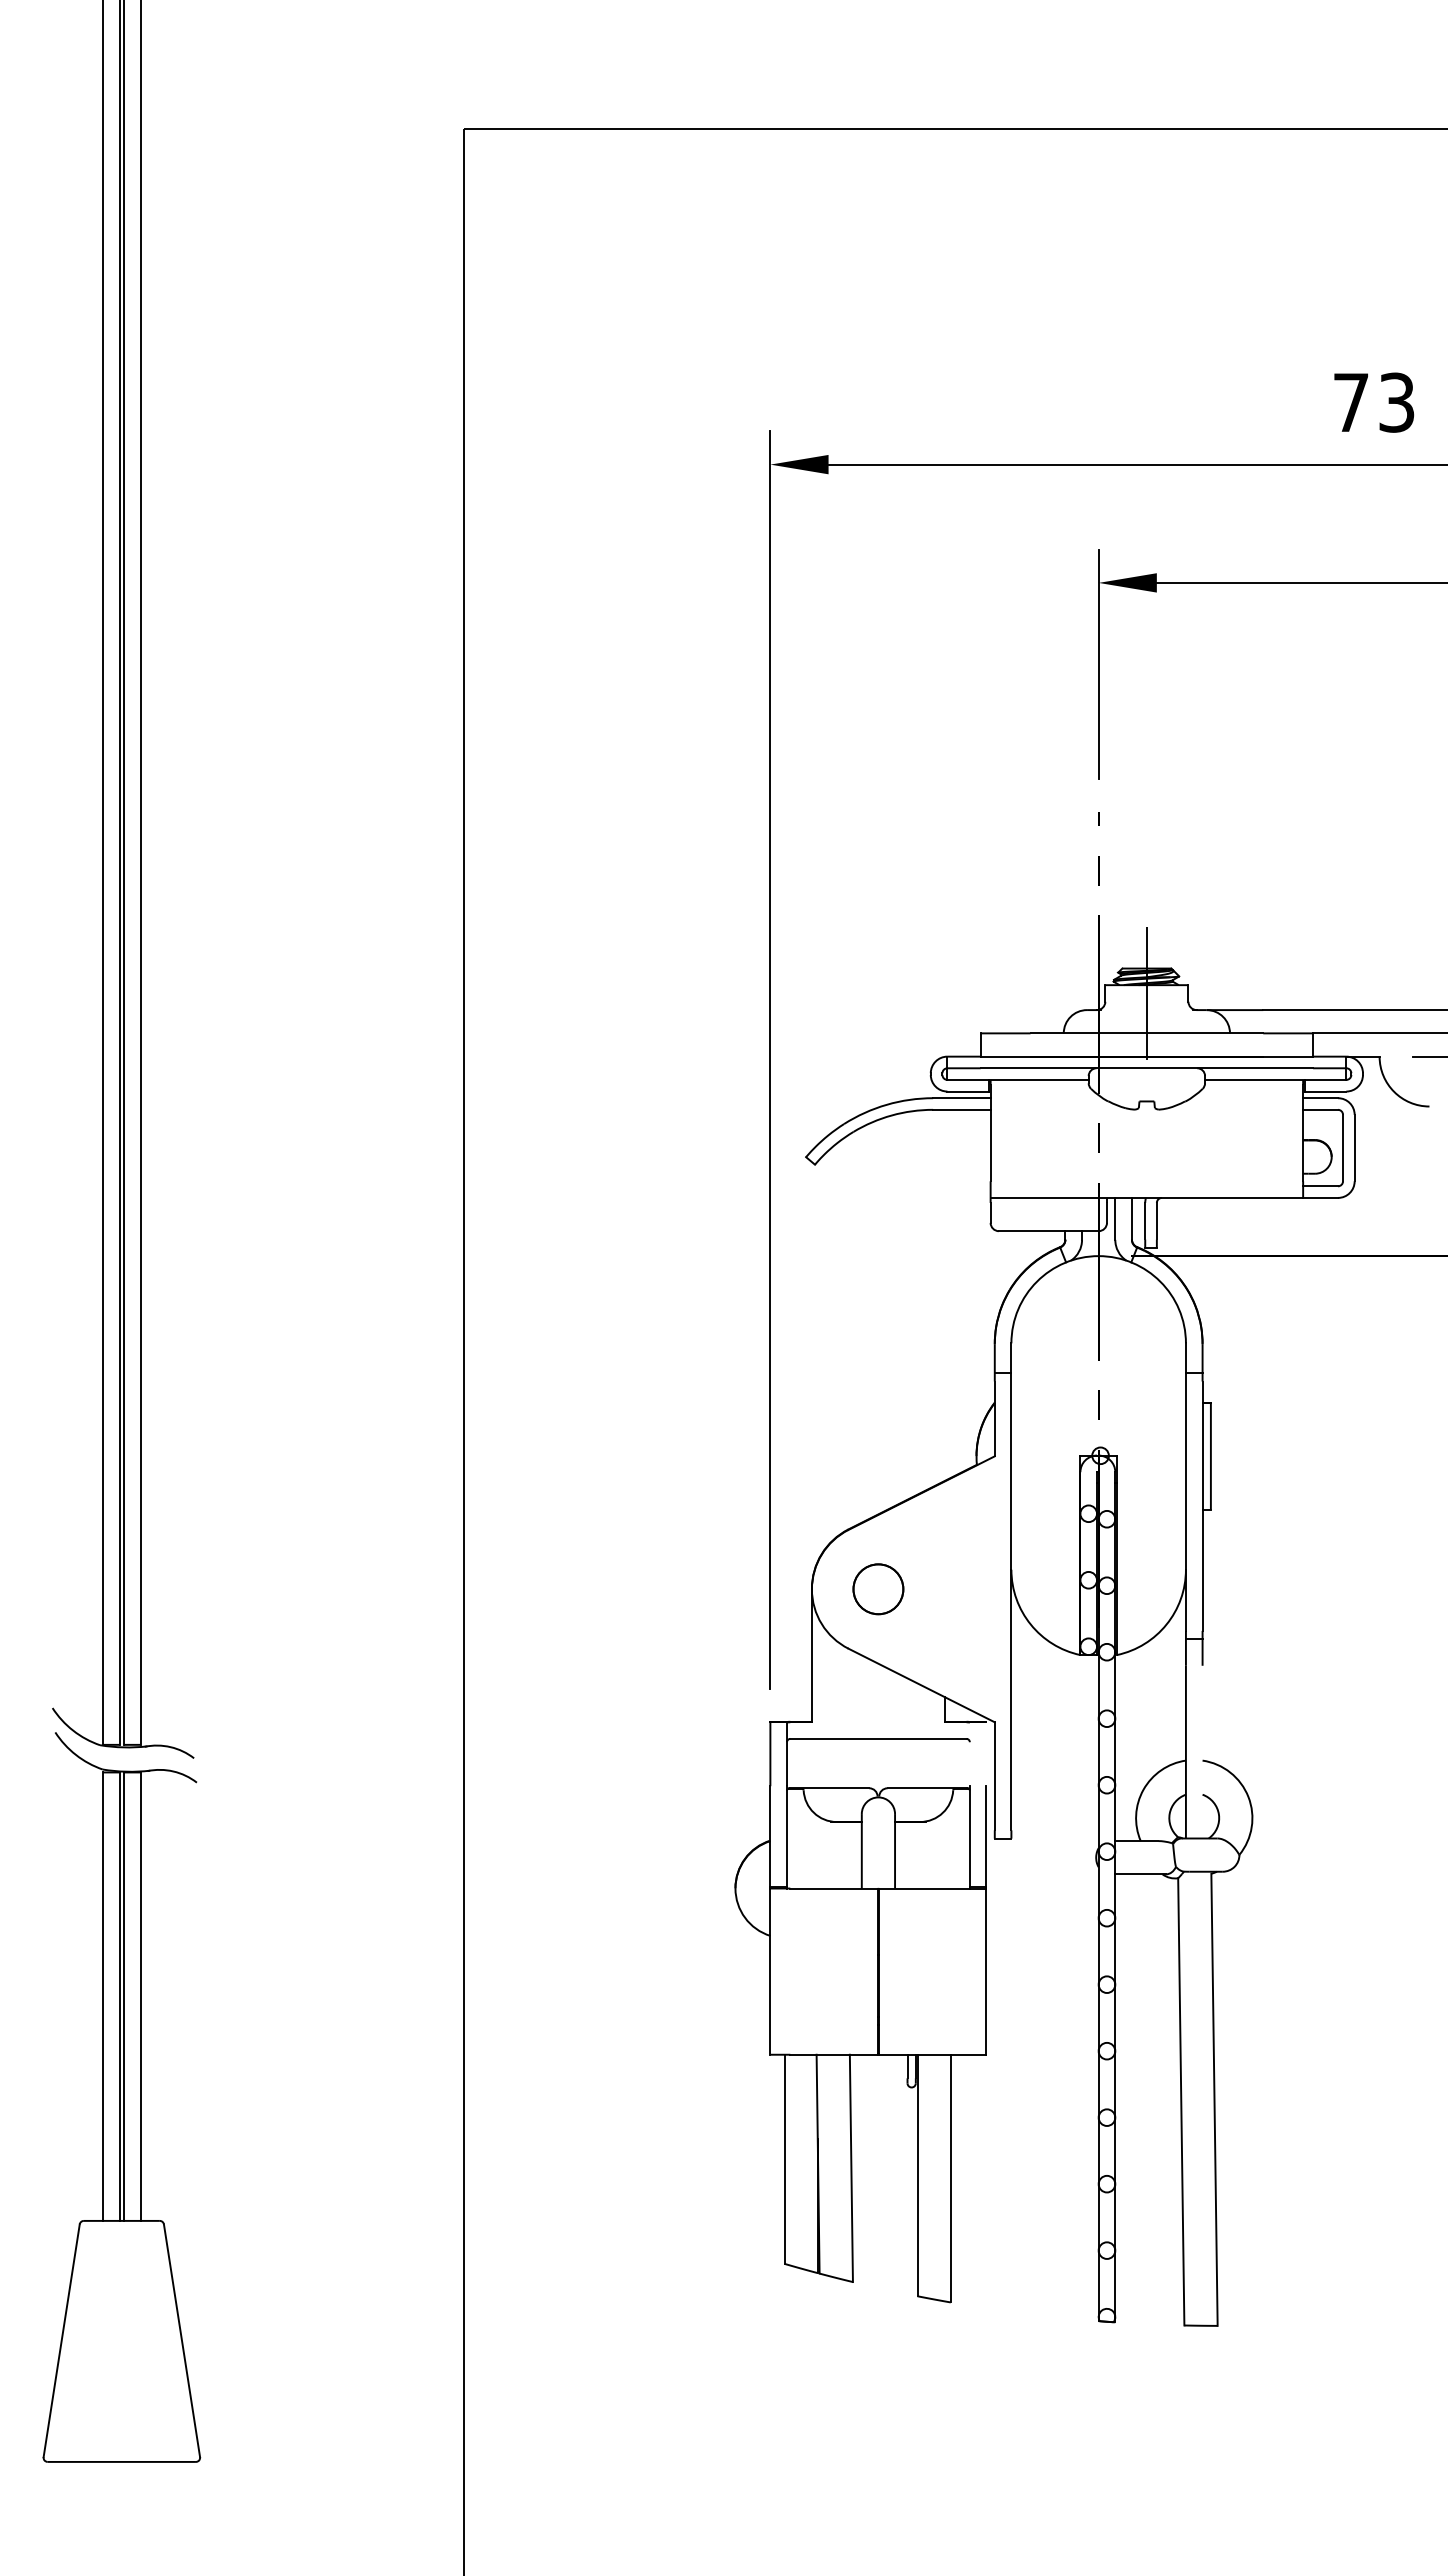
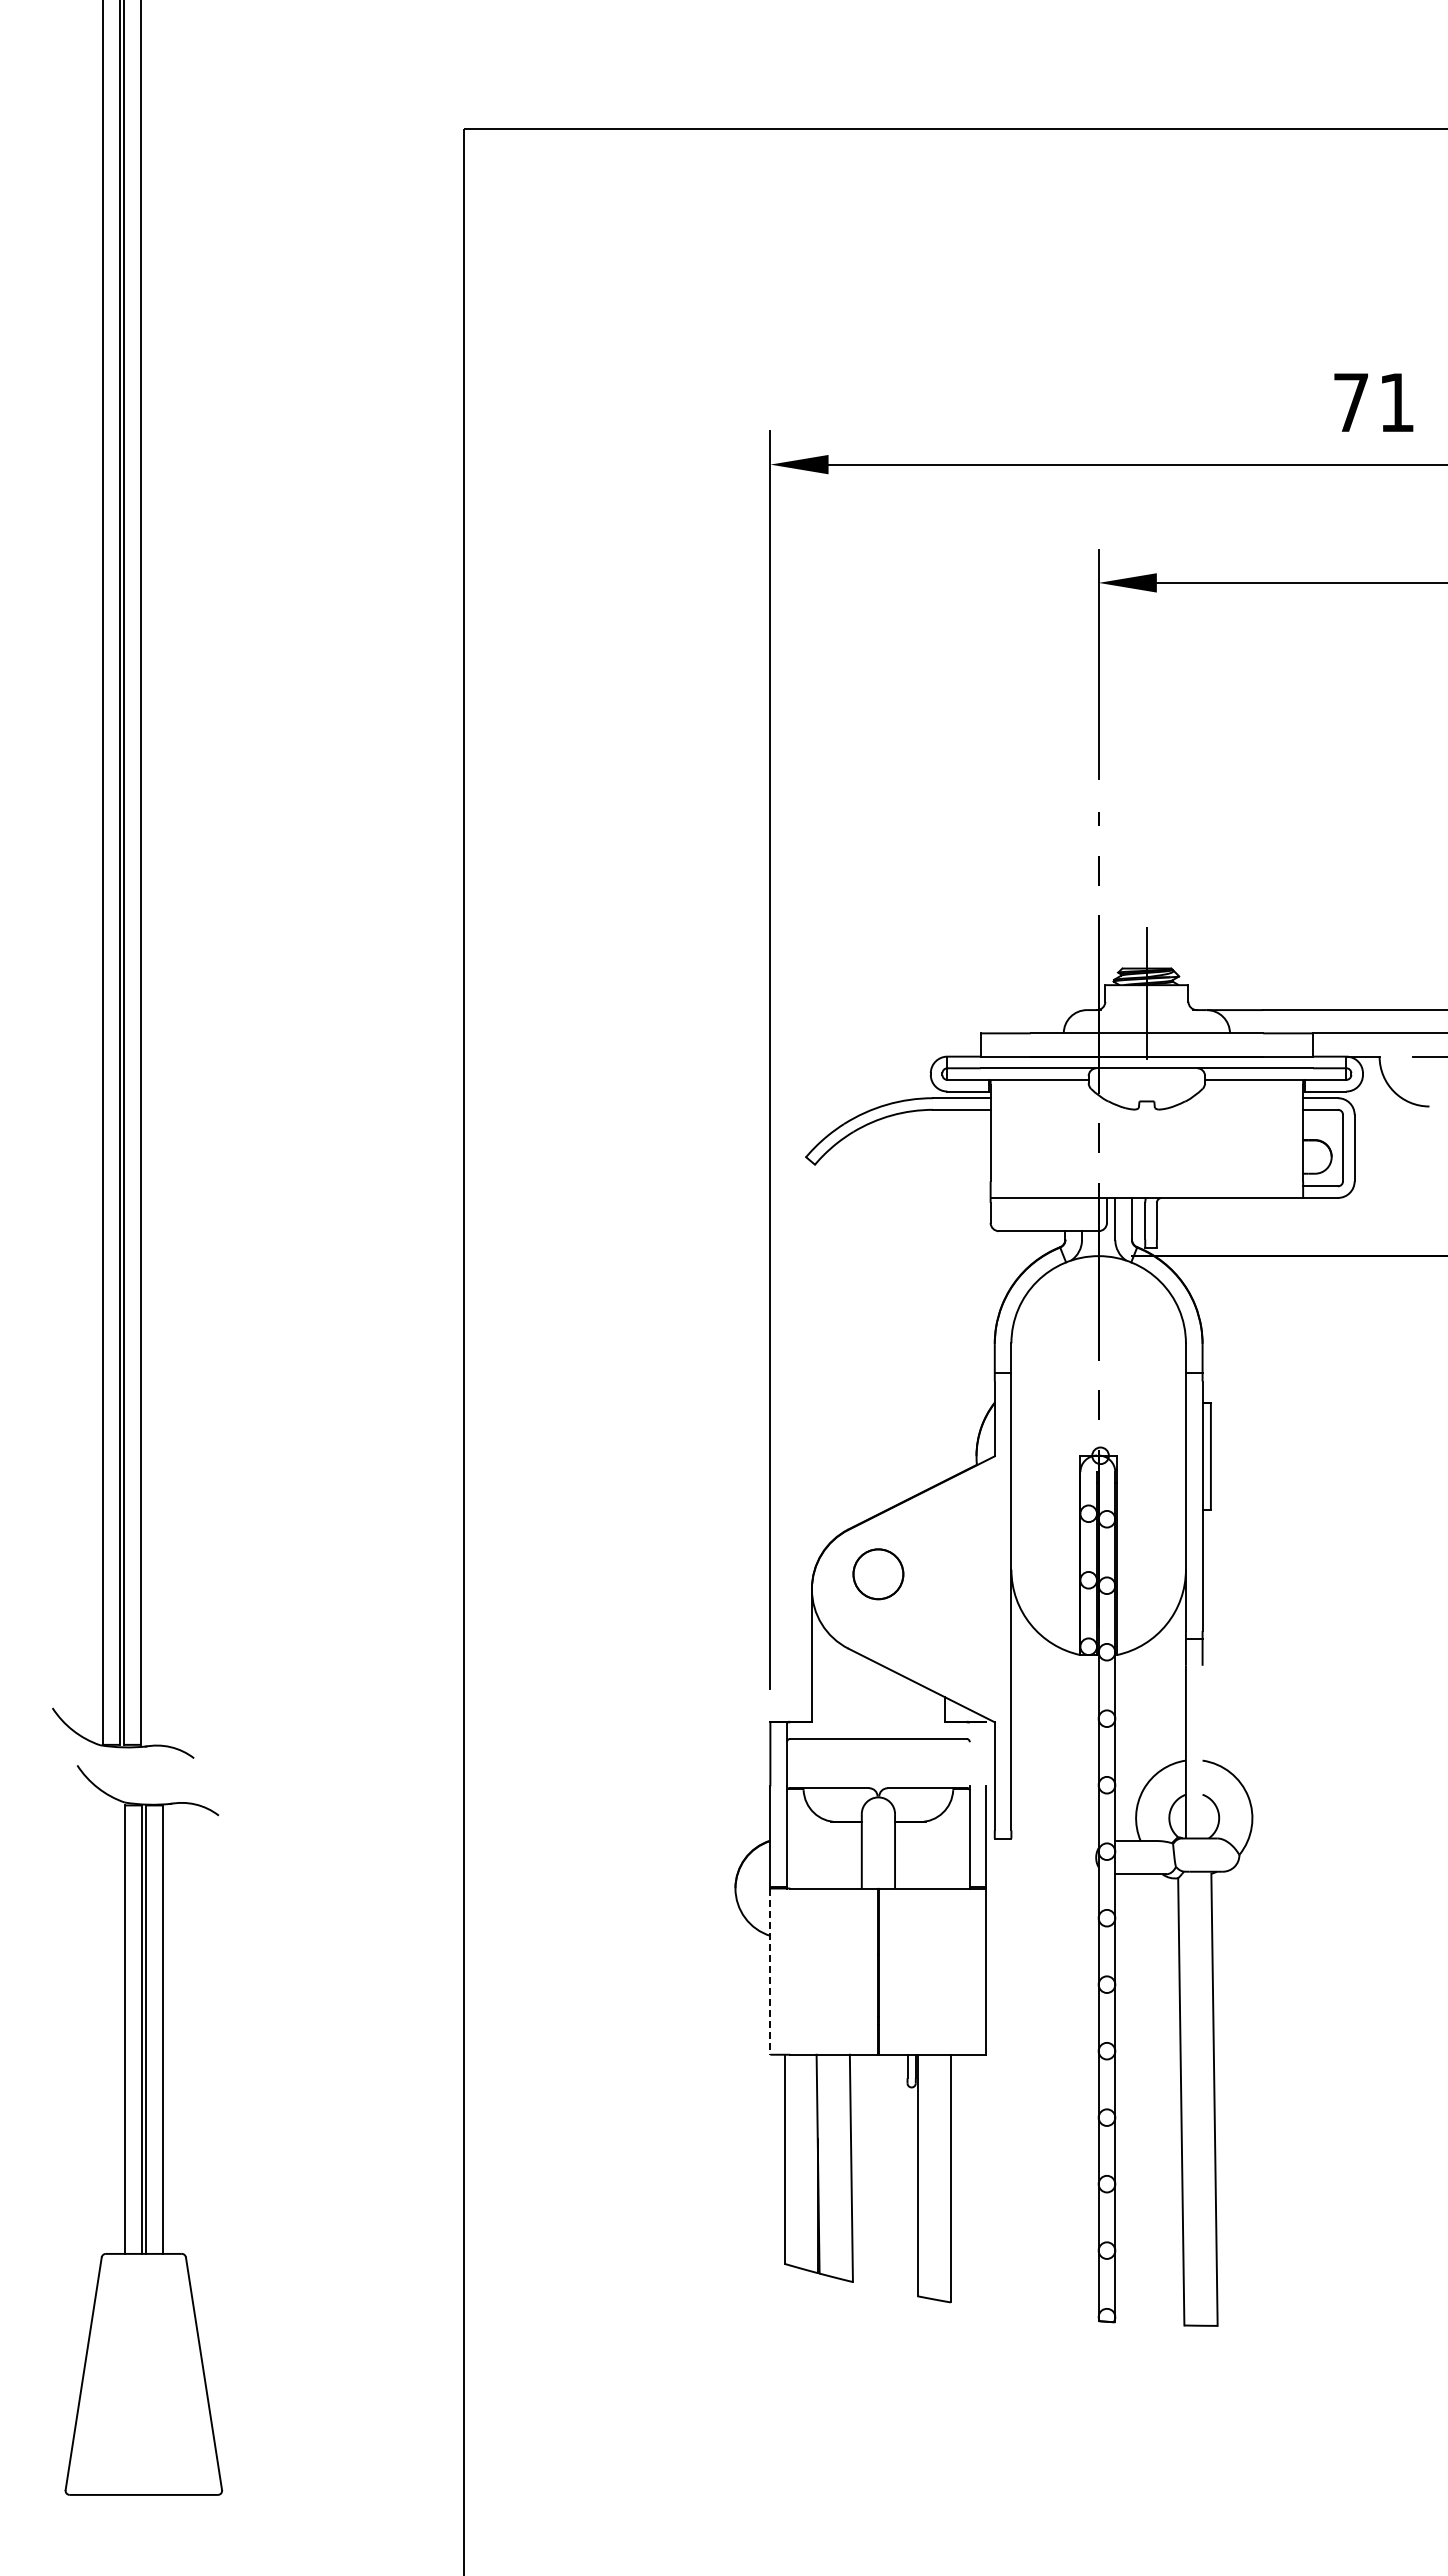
text: 73 -> 71 (1396, 402)
part position: (878, 1589) -> (878, 1574) (878, 1574)
line: solid -> dashed (770, 1972)
part position: (121, 2097) -> (143, 2130) (143, 2130)
